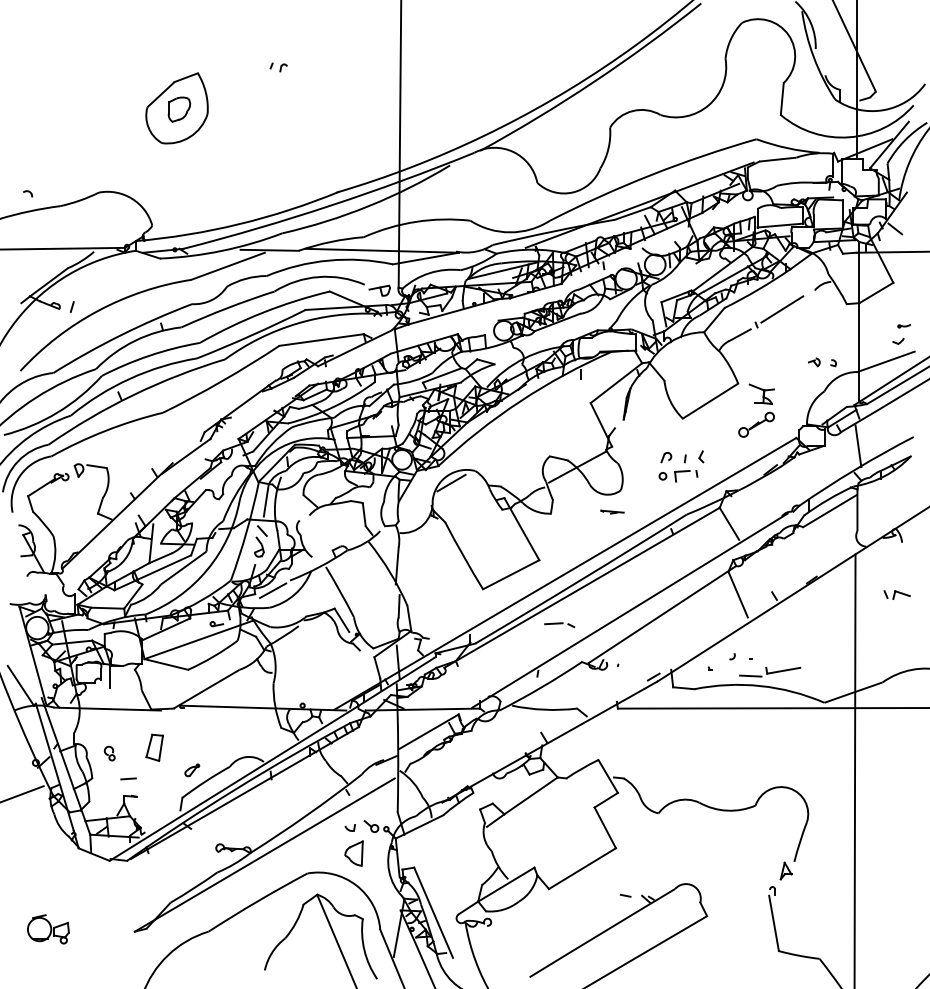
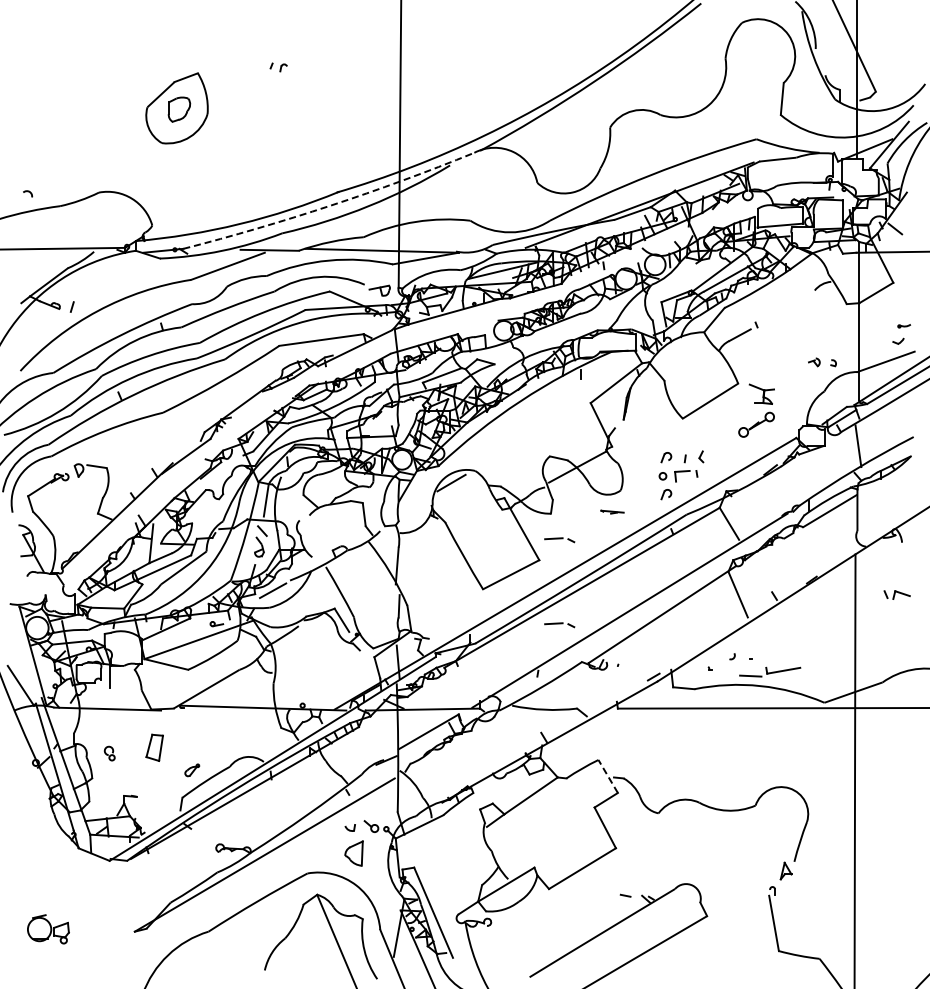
arc: solid -> dashed (330, 205)
line: present -> none (782, 309)
part: none -> present (666, 494)
part: none -> present (559, 540)
line: solid -> dashed (607, 776)
line: present -> none (128, 778)
line: present -> none (22, 793)
